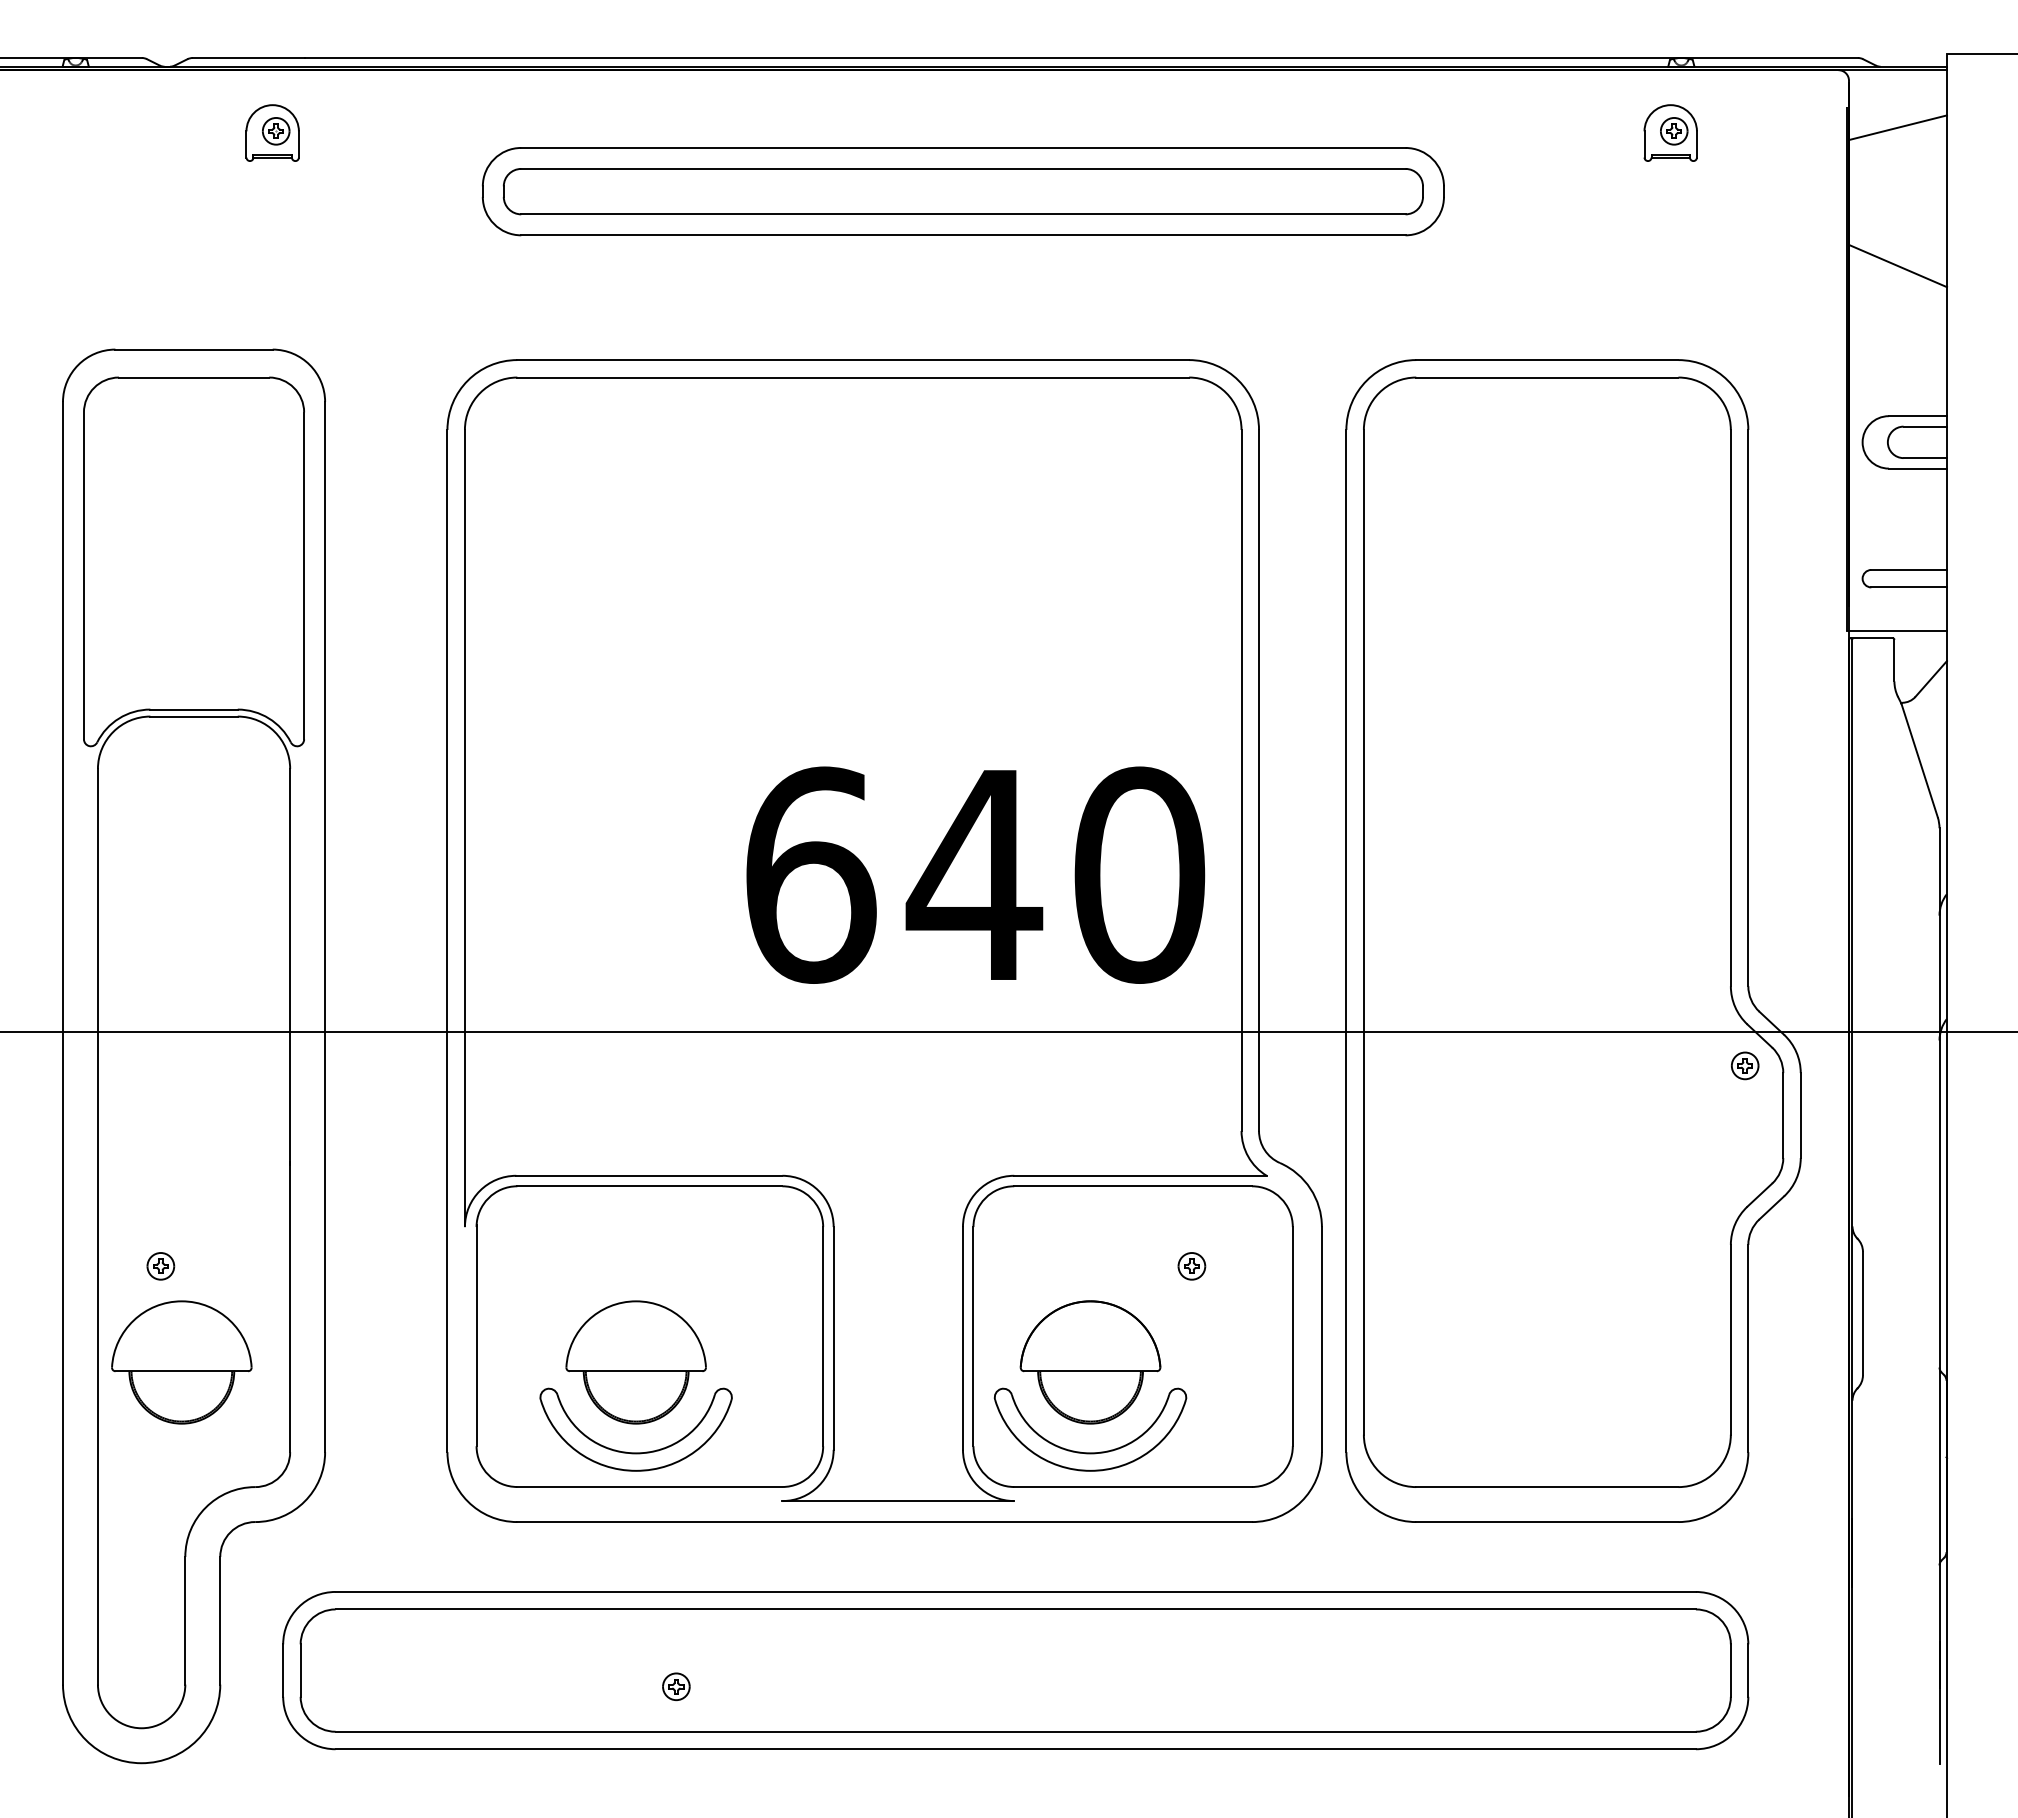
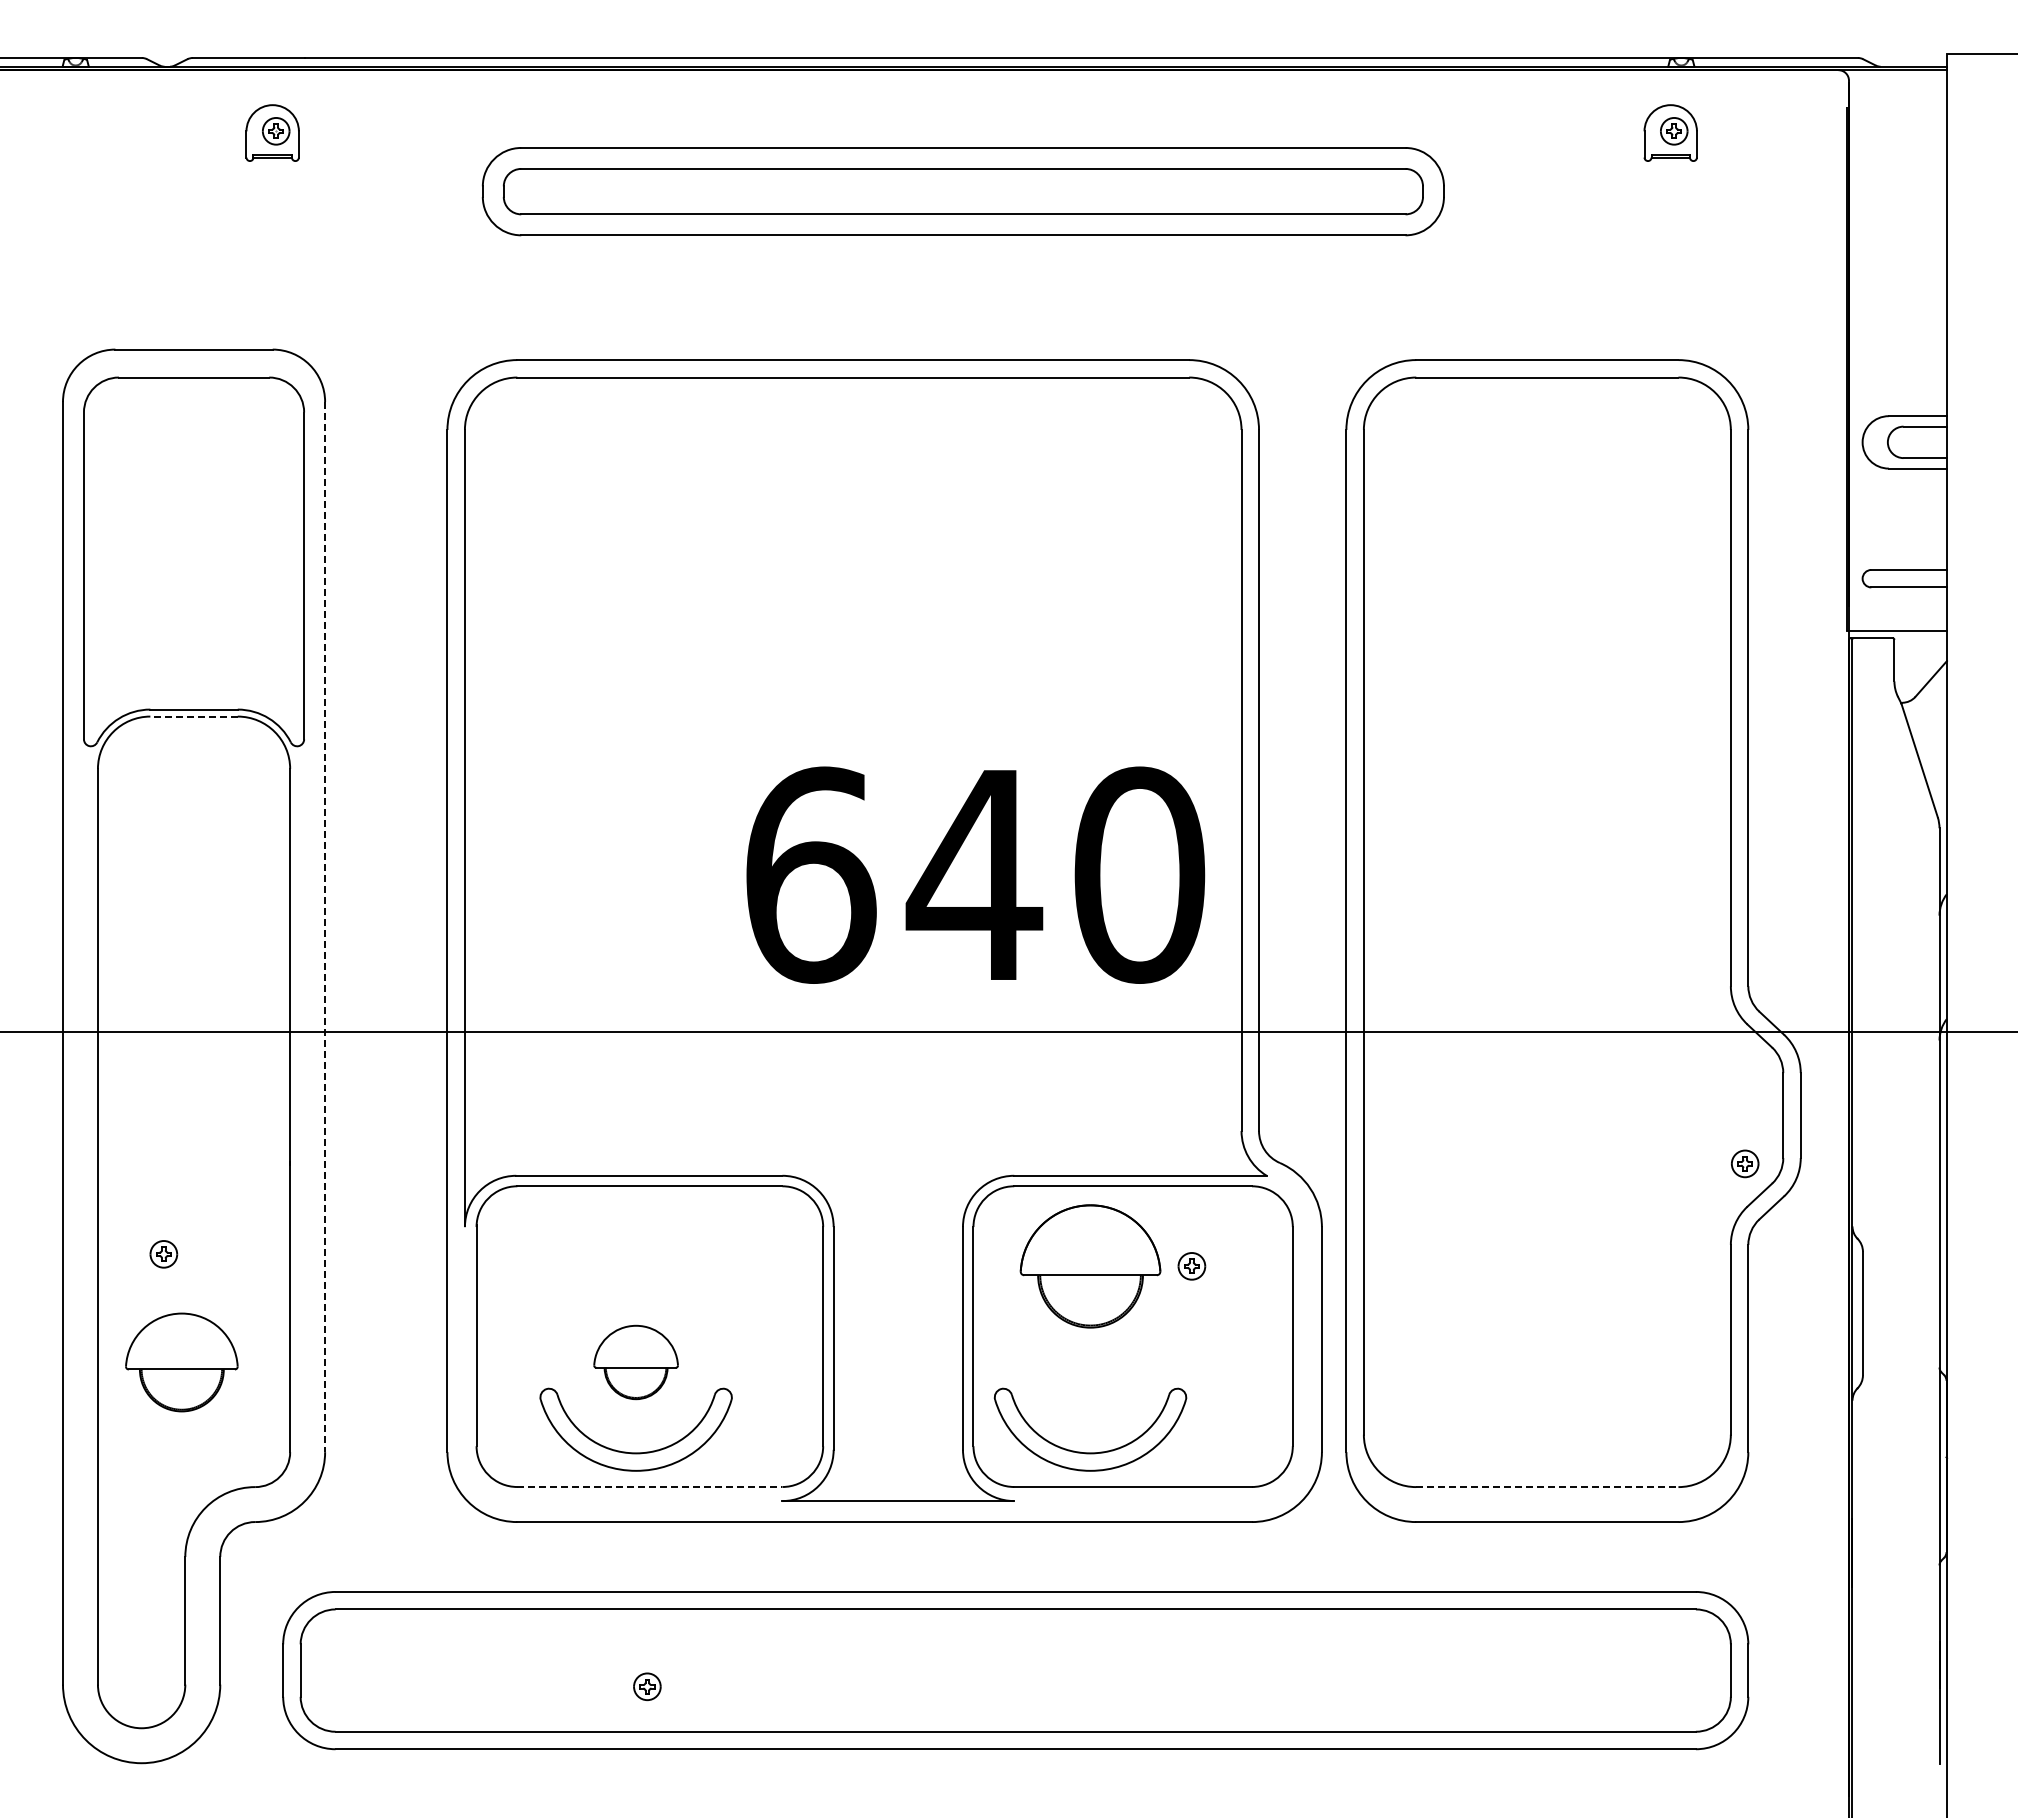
line: present -> none (1897, 127)
line: present -> none (1897, 265)
line: solid -> dashed (194, 716)
line: solid -> dashed (325, 927)
part position: (1745, 1065) -> (1745, 1163) (1745, 1163)
part position: (160, 1266) -> (163, 1254) (163, 1254)
part size: 142x125 px -> 114x101 px (181, 1362)
part size: 142x125 px -> 86x77 px (635, 1362)
part position: (1090, 1362) -> (1090, 1266) (1090, 1266)
line: solid -> dashed (649, 1487)
line: solid -> dashed (1547, 1487)
part position: (676, 1686) -> (647, 1686) (647, 1686)
